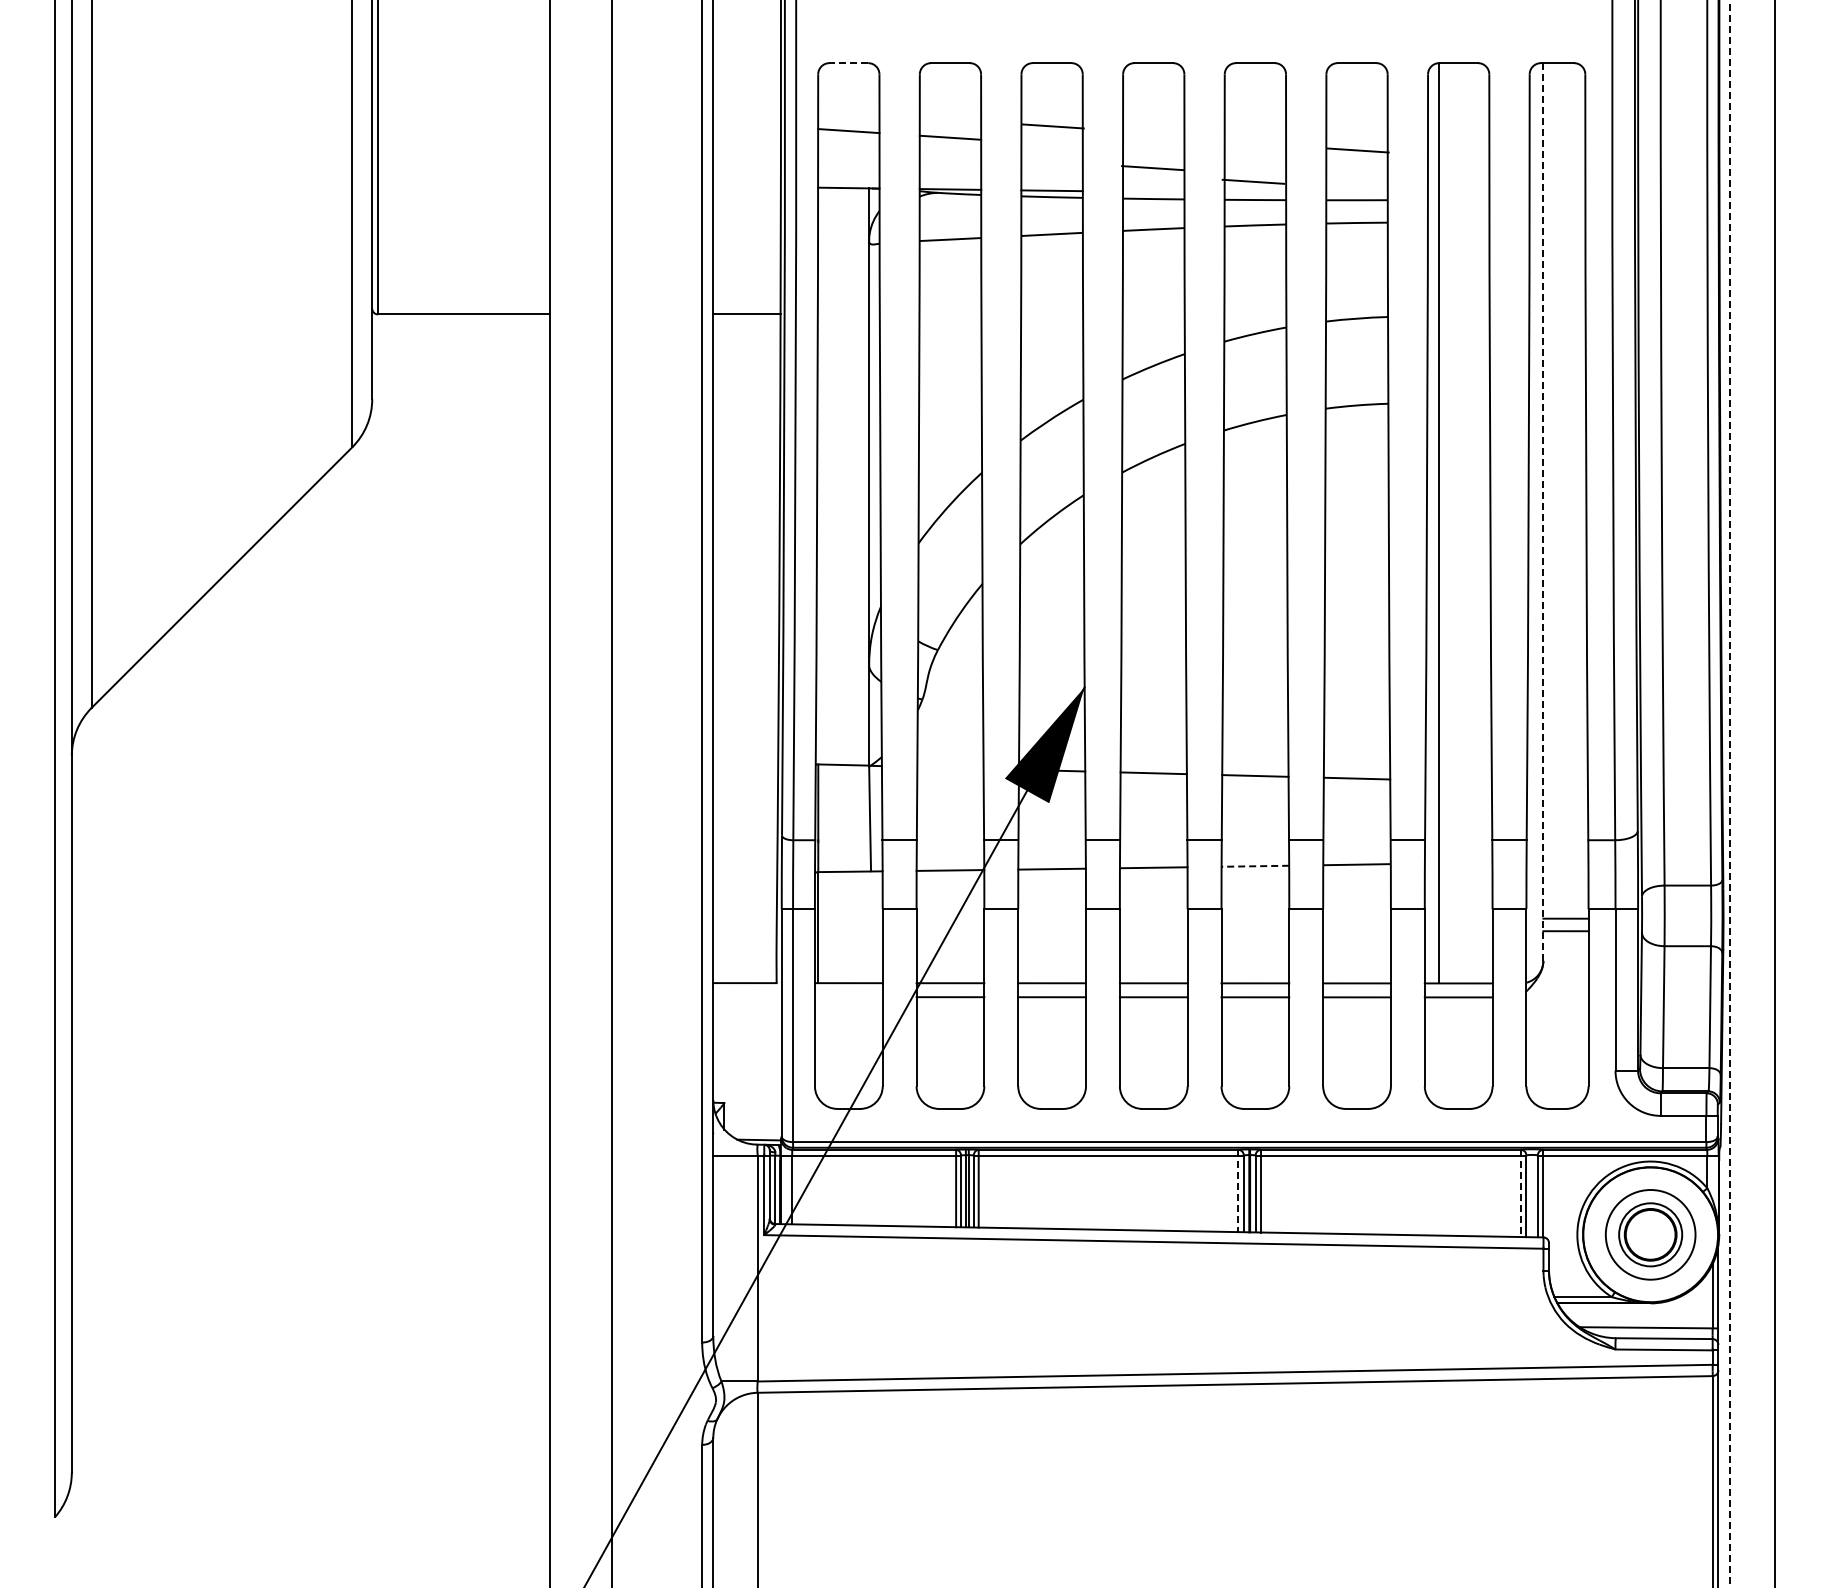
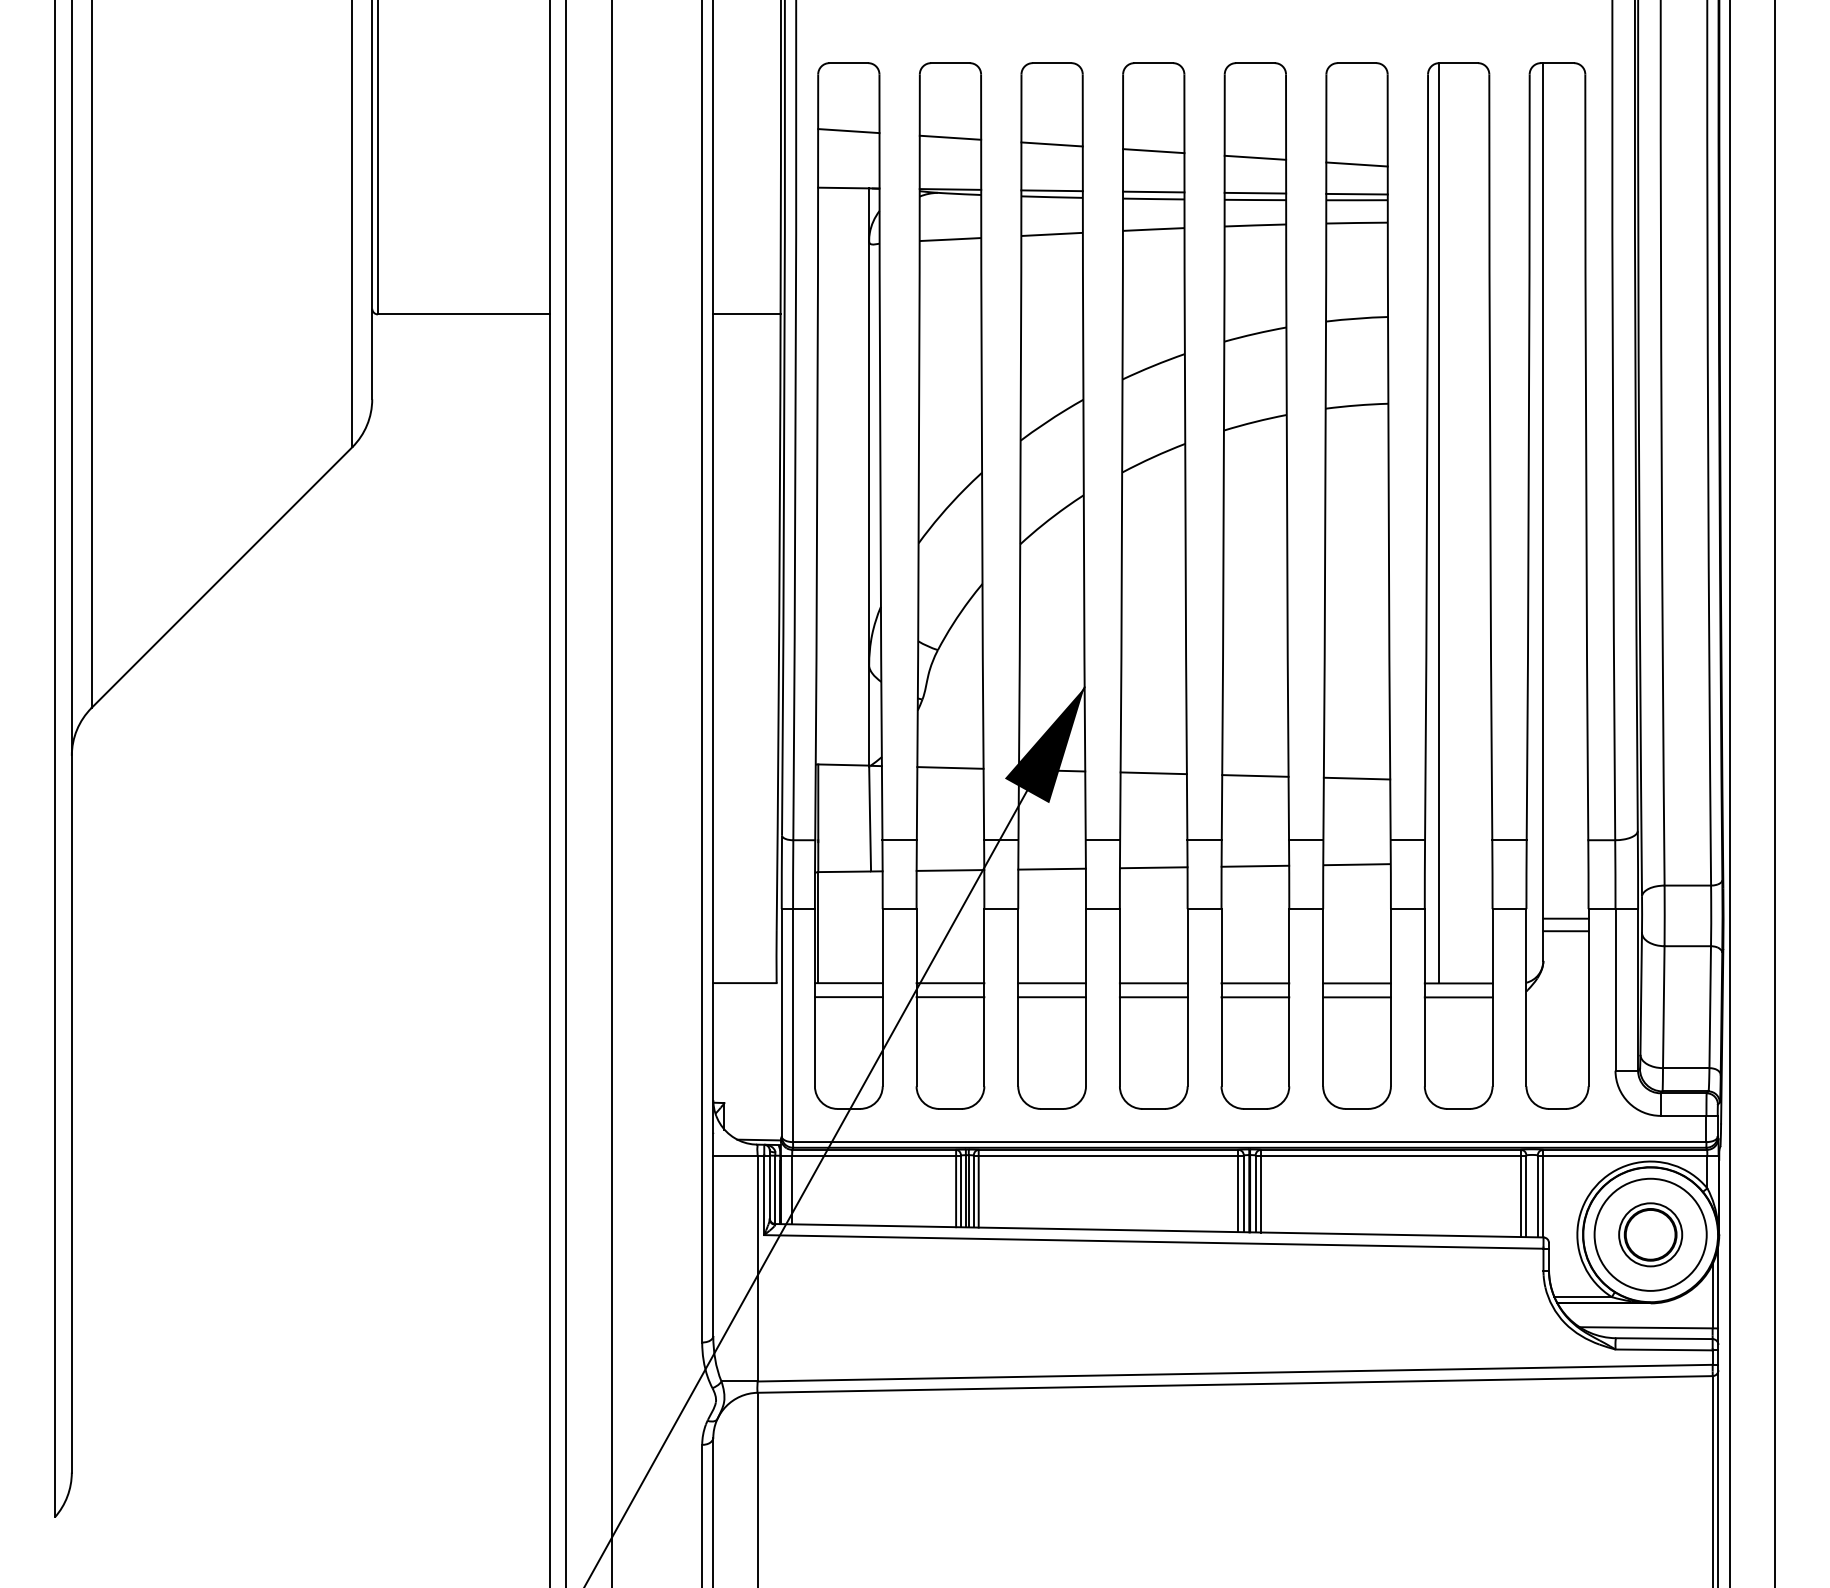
line: dashed -> solid (848, 63)
line position: (1052, 126) -> (1051, 144) (1051, 144)
line position: (1357, 150) -> (1356, 164) (1356, 164)
line position: (1152, 168) -> (1153, 151) (1153, 151)
line position: (1253, 181) -> (1255, 157) (1255, 157)
line: none -> present (1153, 191)
line: none -> present (1255, 192)
line: none -> present (1356, 193)
line: dashed -> solid (1543, 512)
line: none -> present (950, 767)
line: none -> present (566, 793)
line: dashed -> solid (1729, 793)
line: dashed -> solid (1255, 866)
line: none -> present (848, 997)
line: dashed -> solid (1238, 1191)
line: dashed -> solid (1520, 1193)
circle diameter: 90 px -> 112 px (1650, 1234)
